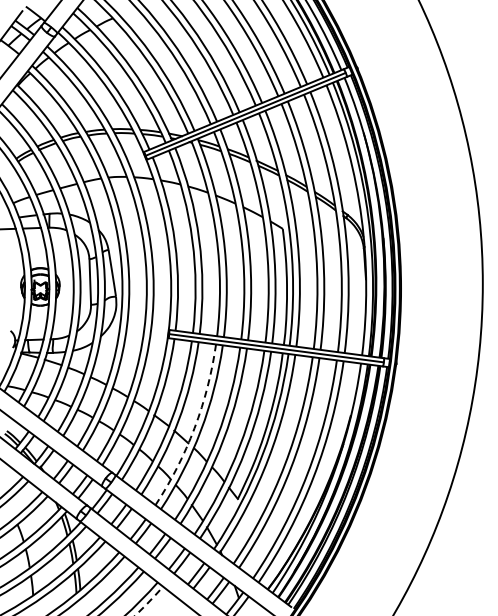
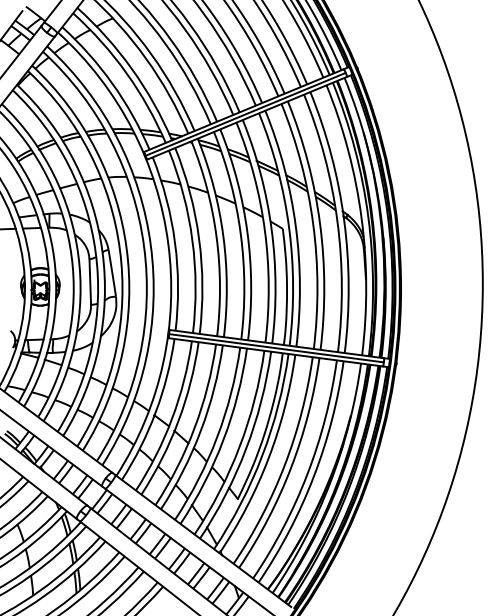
arc: dashed -> solid (194, 428)
arc: dashed -> solid (149, 601)
